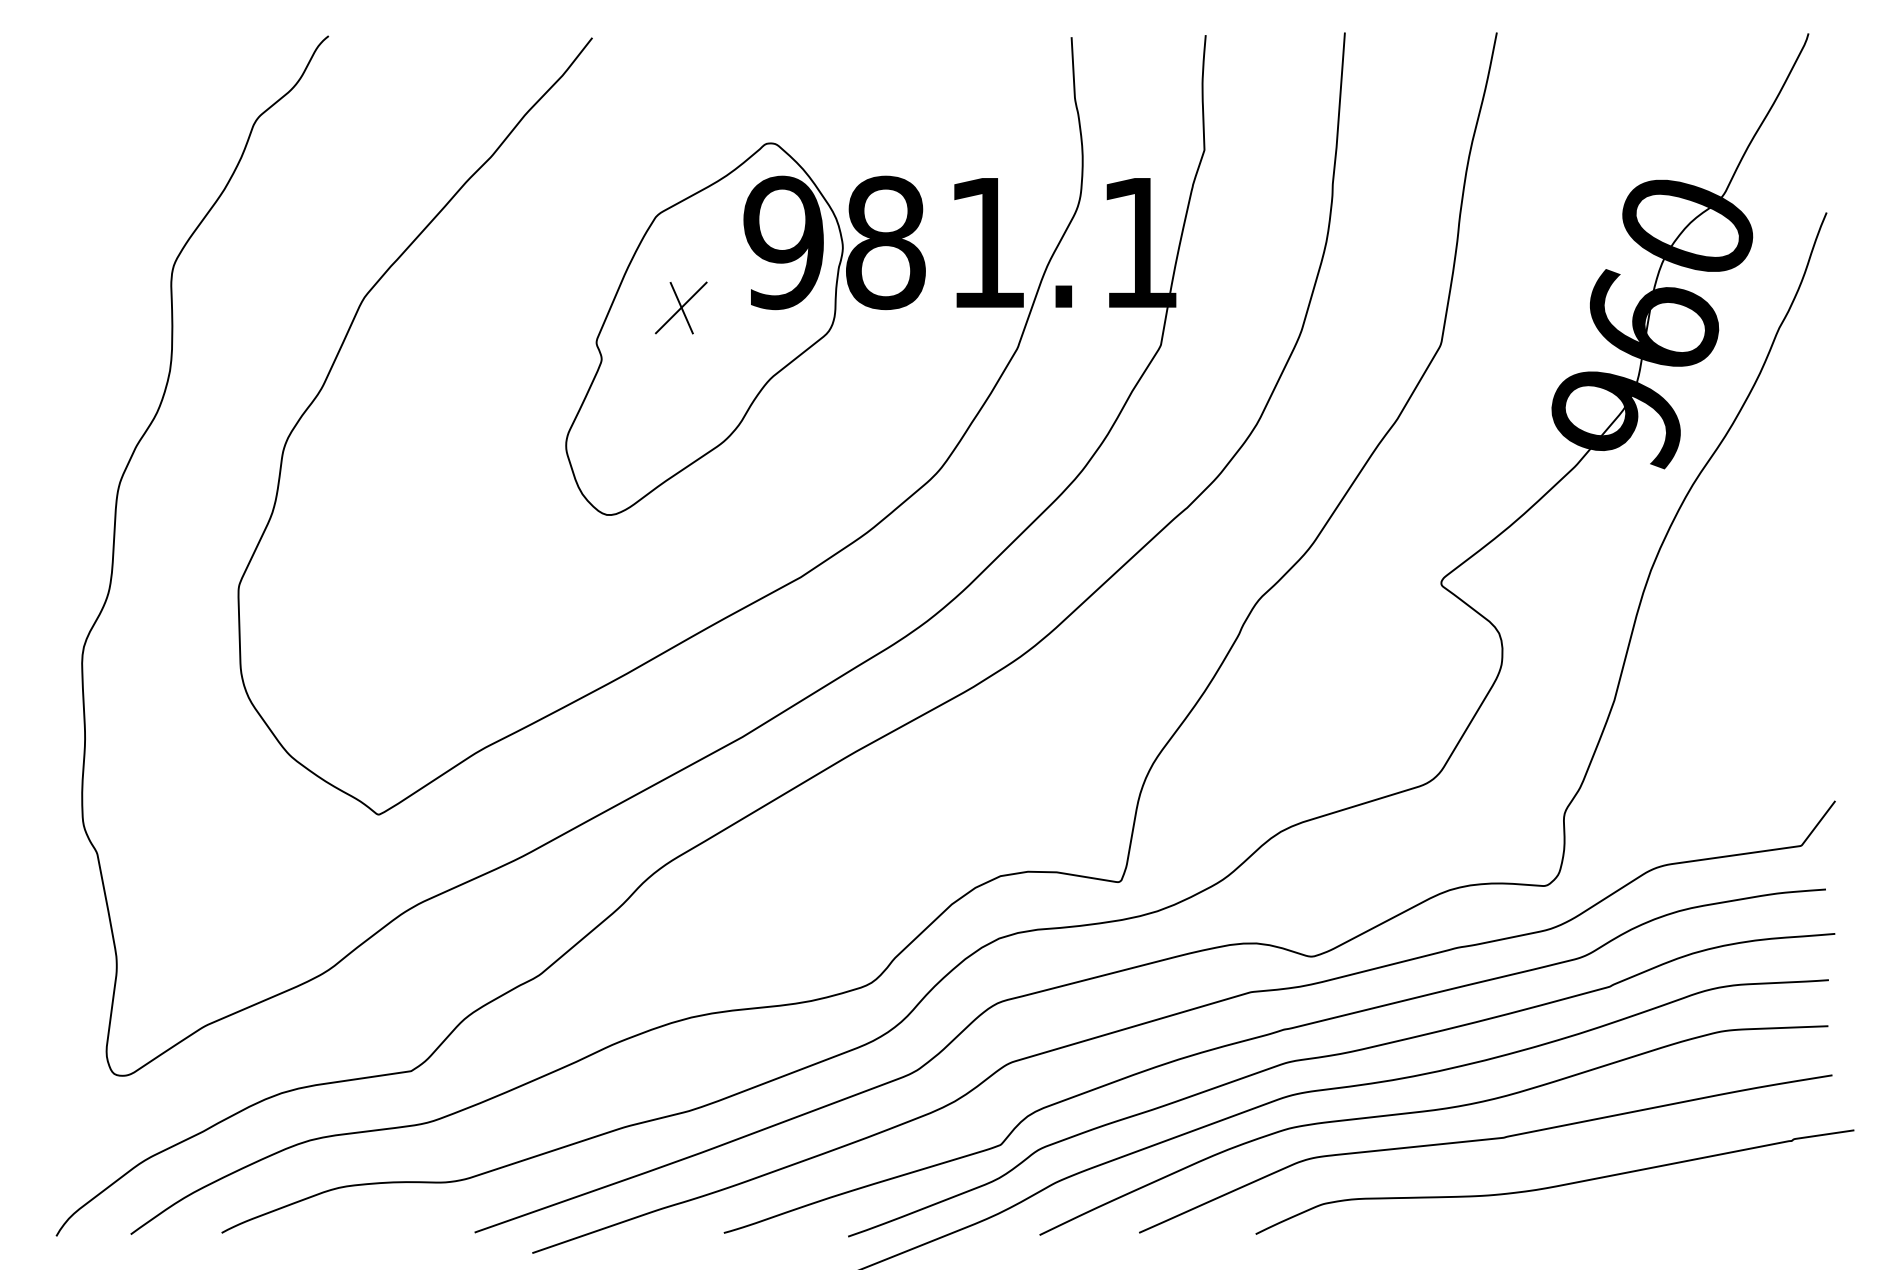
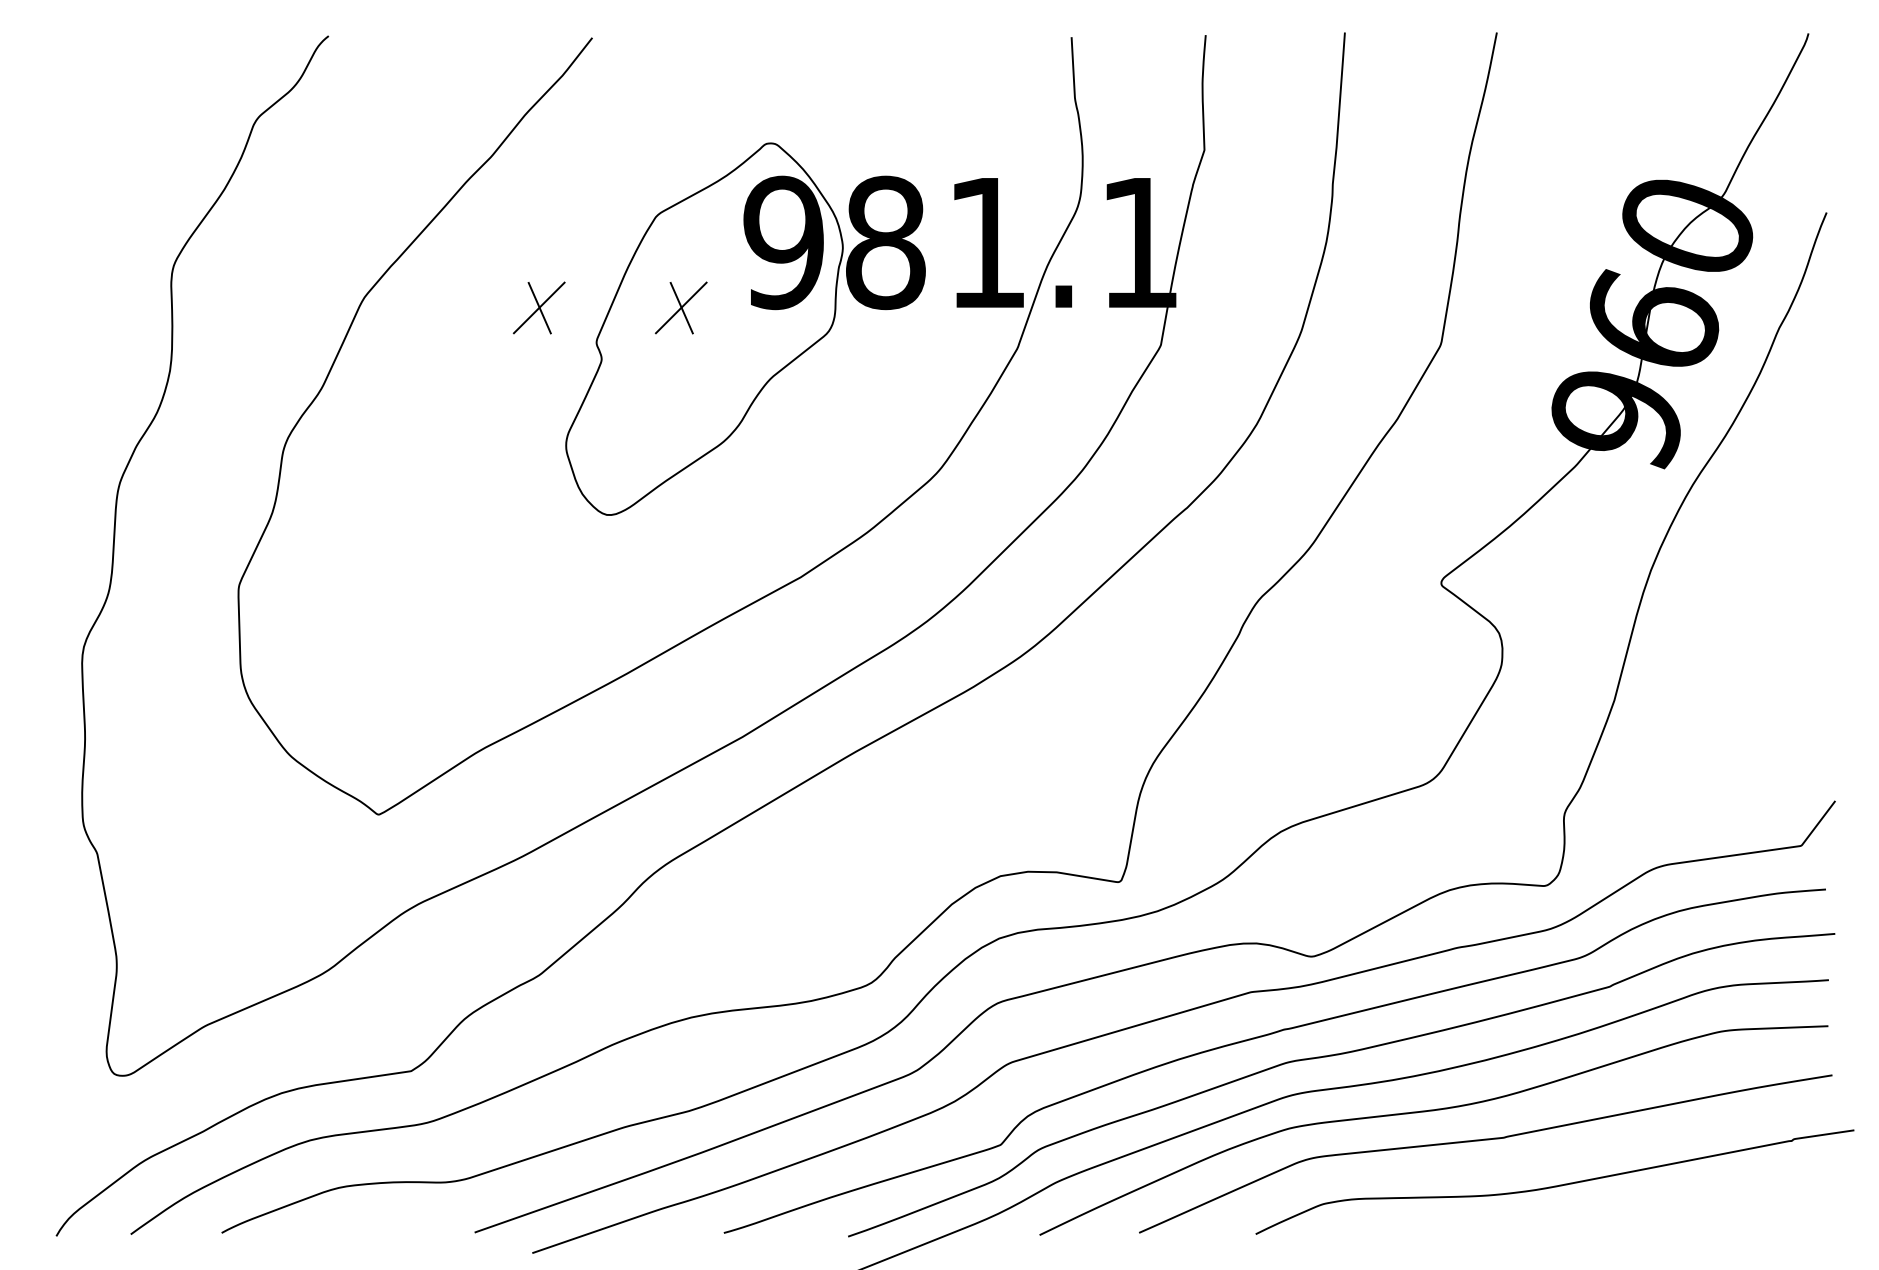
part: none -> present (538, 307)
